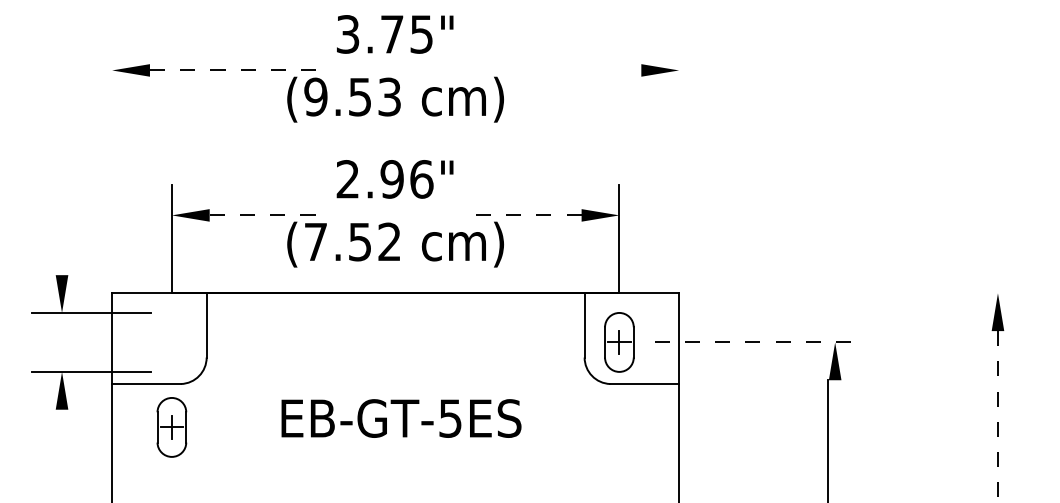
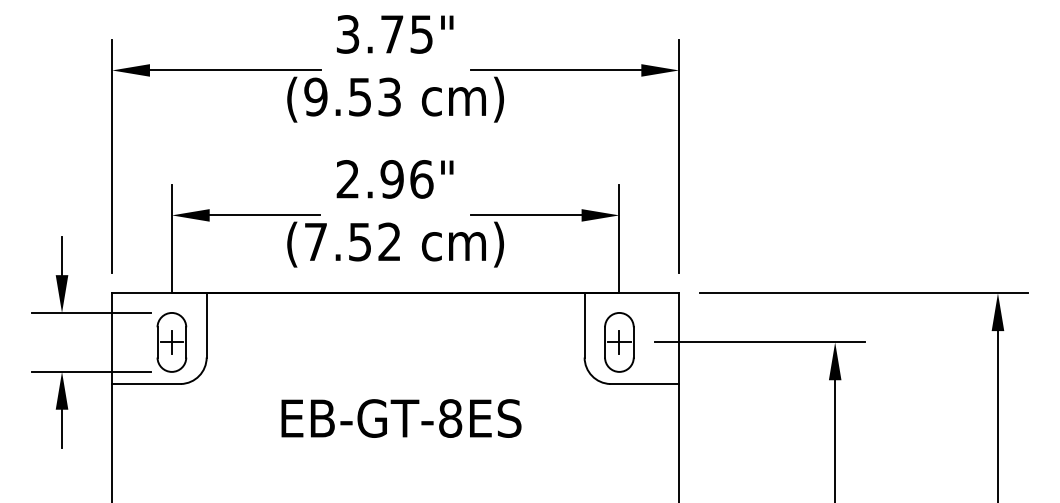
line: dashed -> solid (235, 70)
line: none -> present (555, 70)
line: none -> present (112, 156)
line: none -> present (679, 156)
line: dashed -> solid (265, 215)
line: dashed -> solid (525, 215)
line: none -> present (62, 256)
line: none -> present (863, 293)
line: dashed -> solid (760, 342)
line: dashed -> solid (997, 417)
text: EB-GT-5ES -> EB-GT-8ES (450, 418)
part position: (171, 427) -> (171, 342) (171, 342)
line: none -> present (62, 428)
line position: (828, 439) -> (835, 439) (835, 439)
